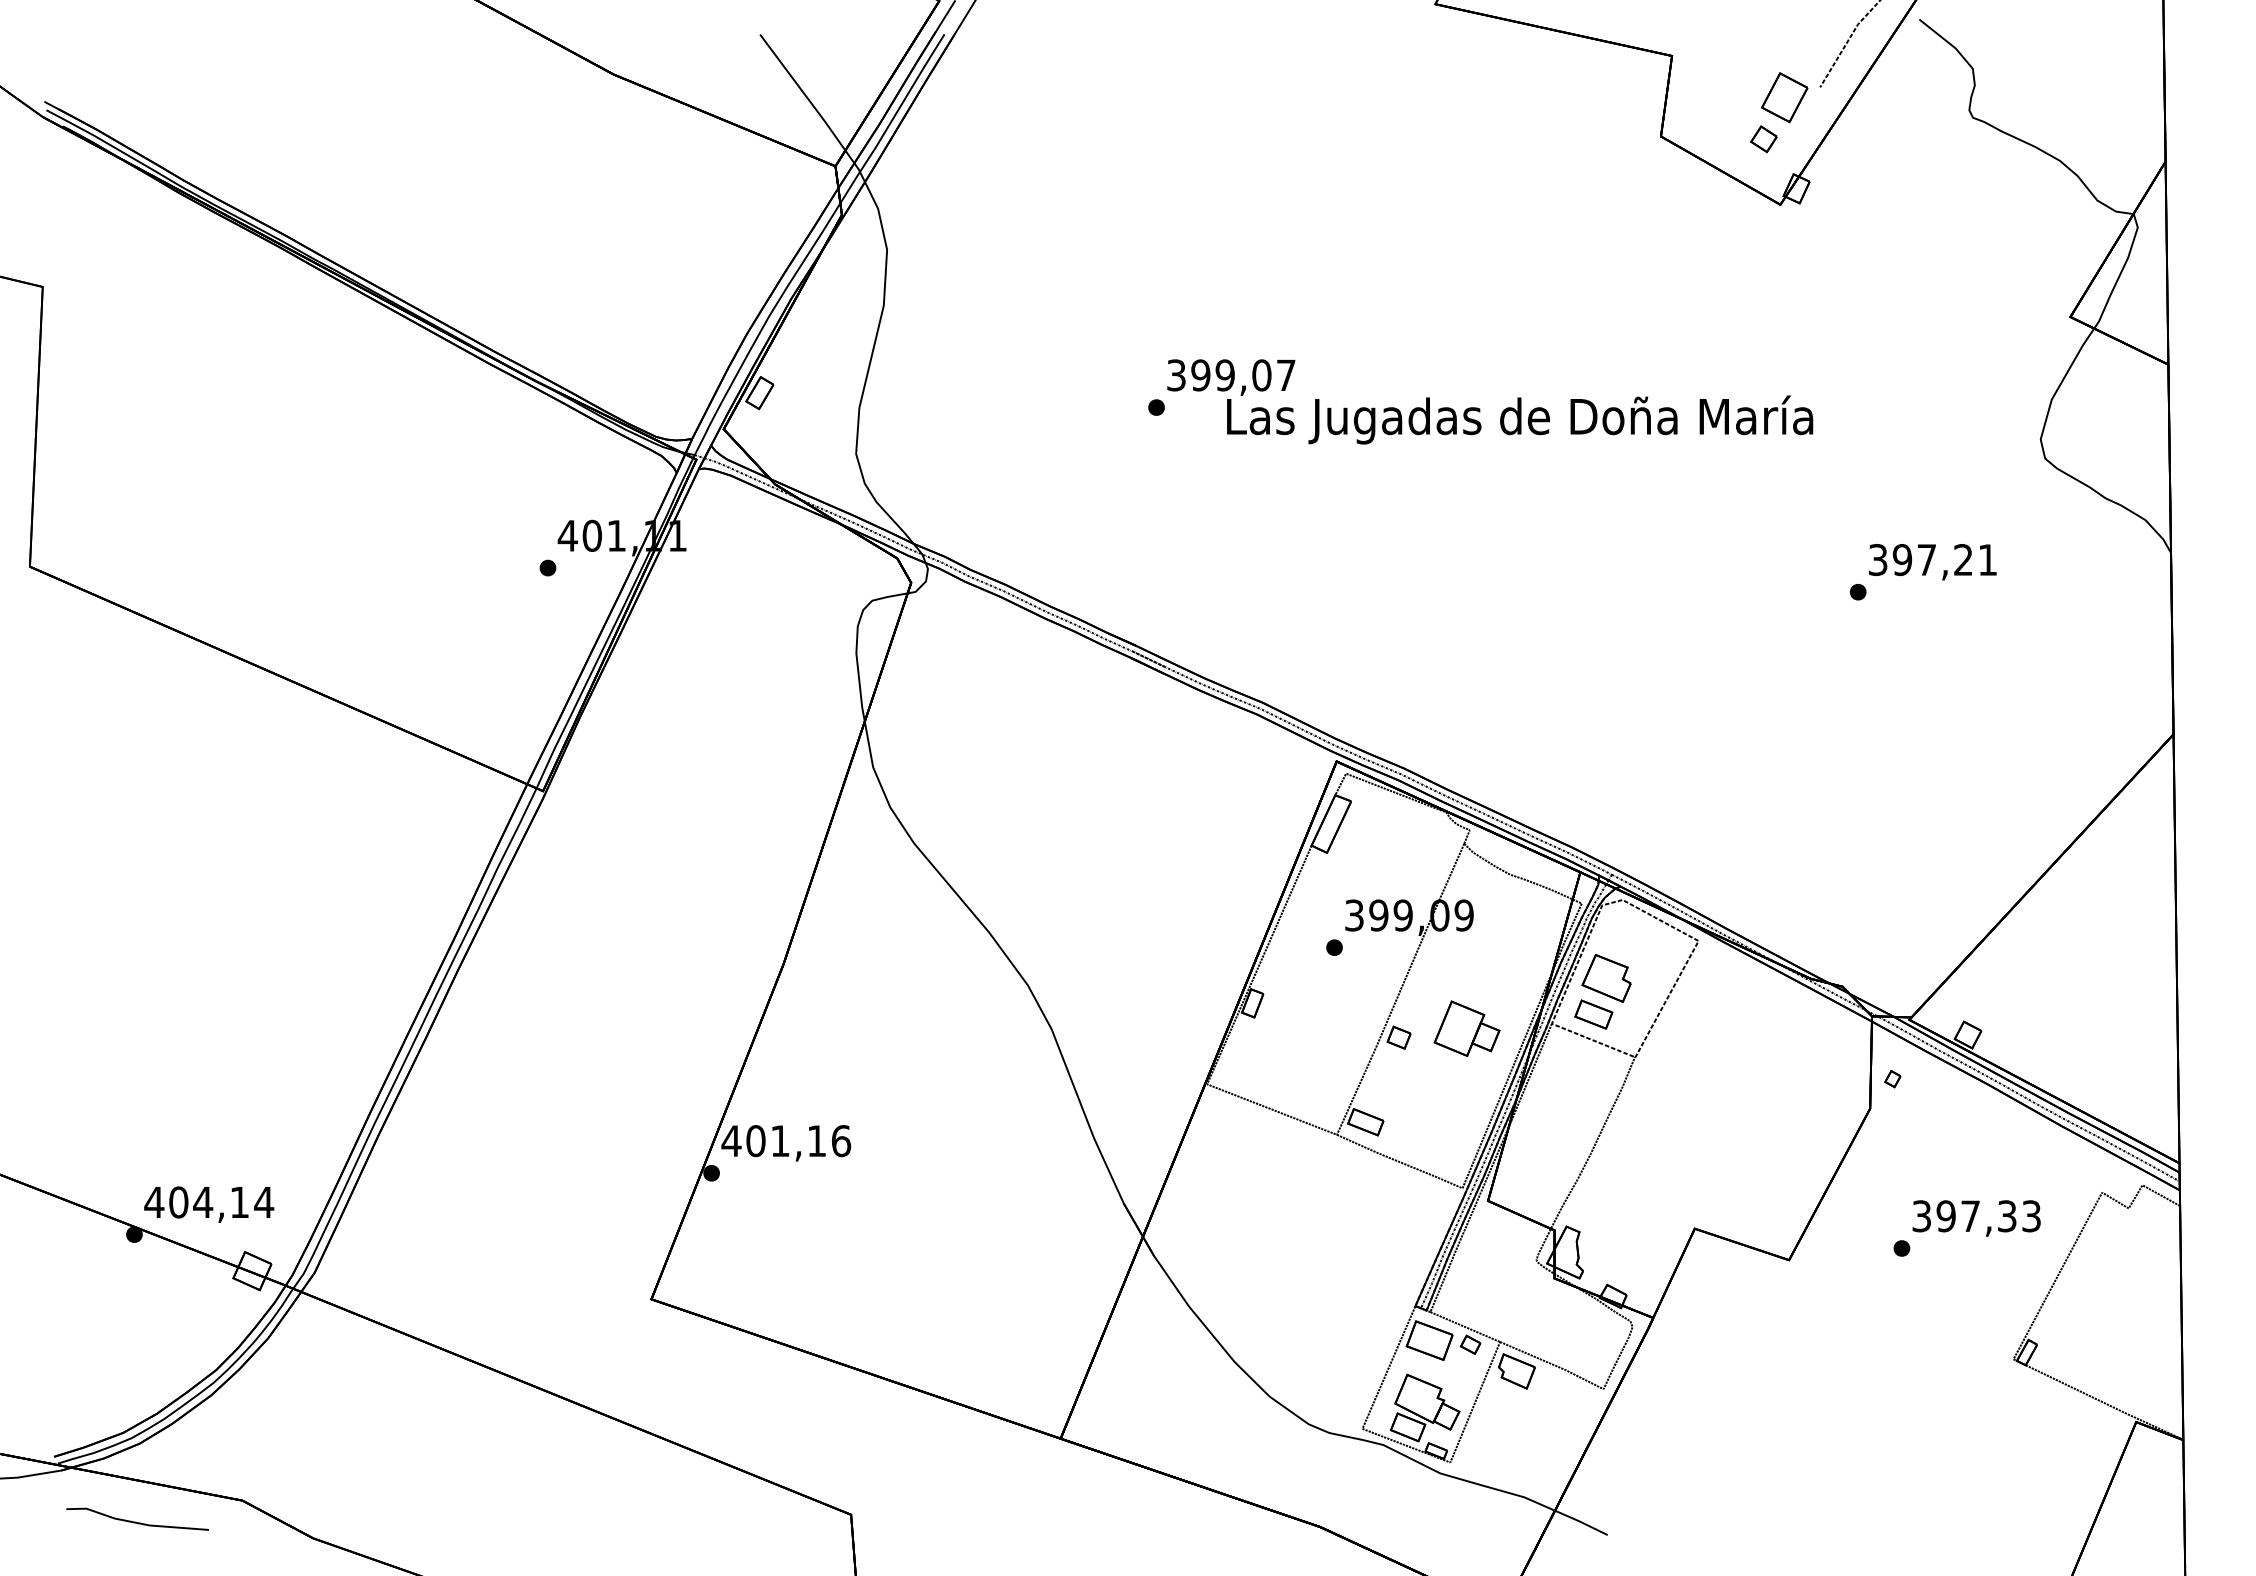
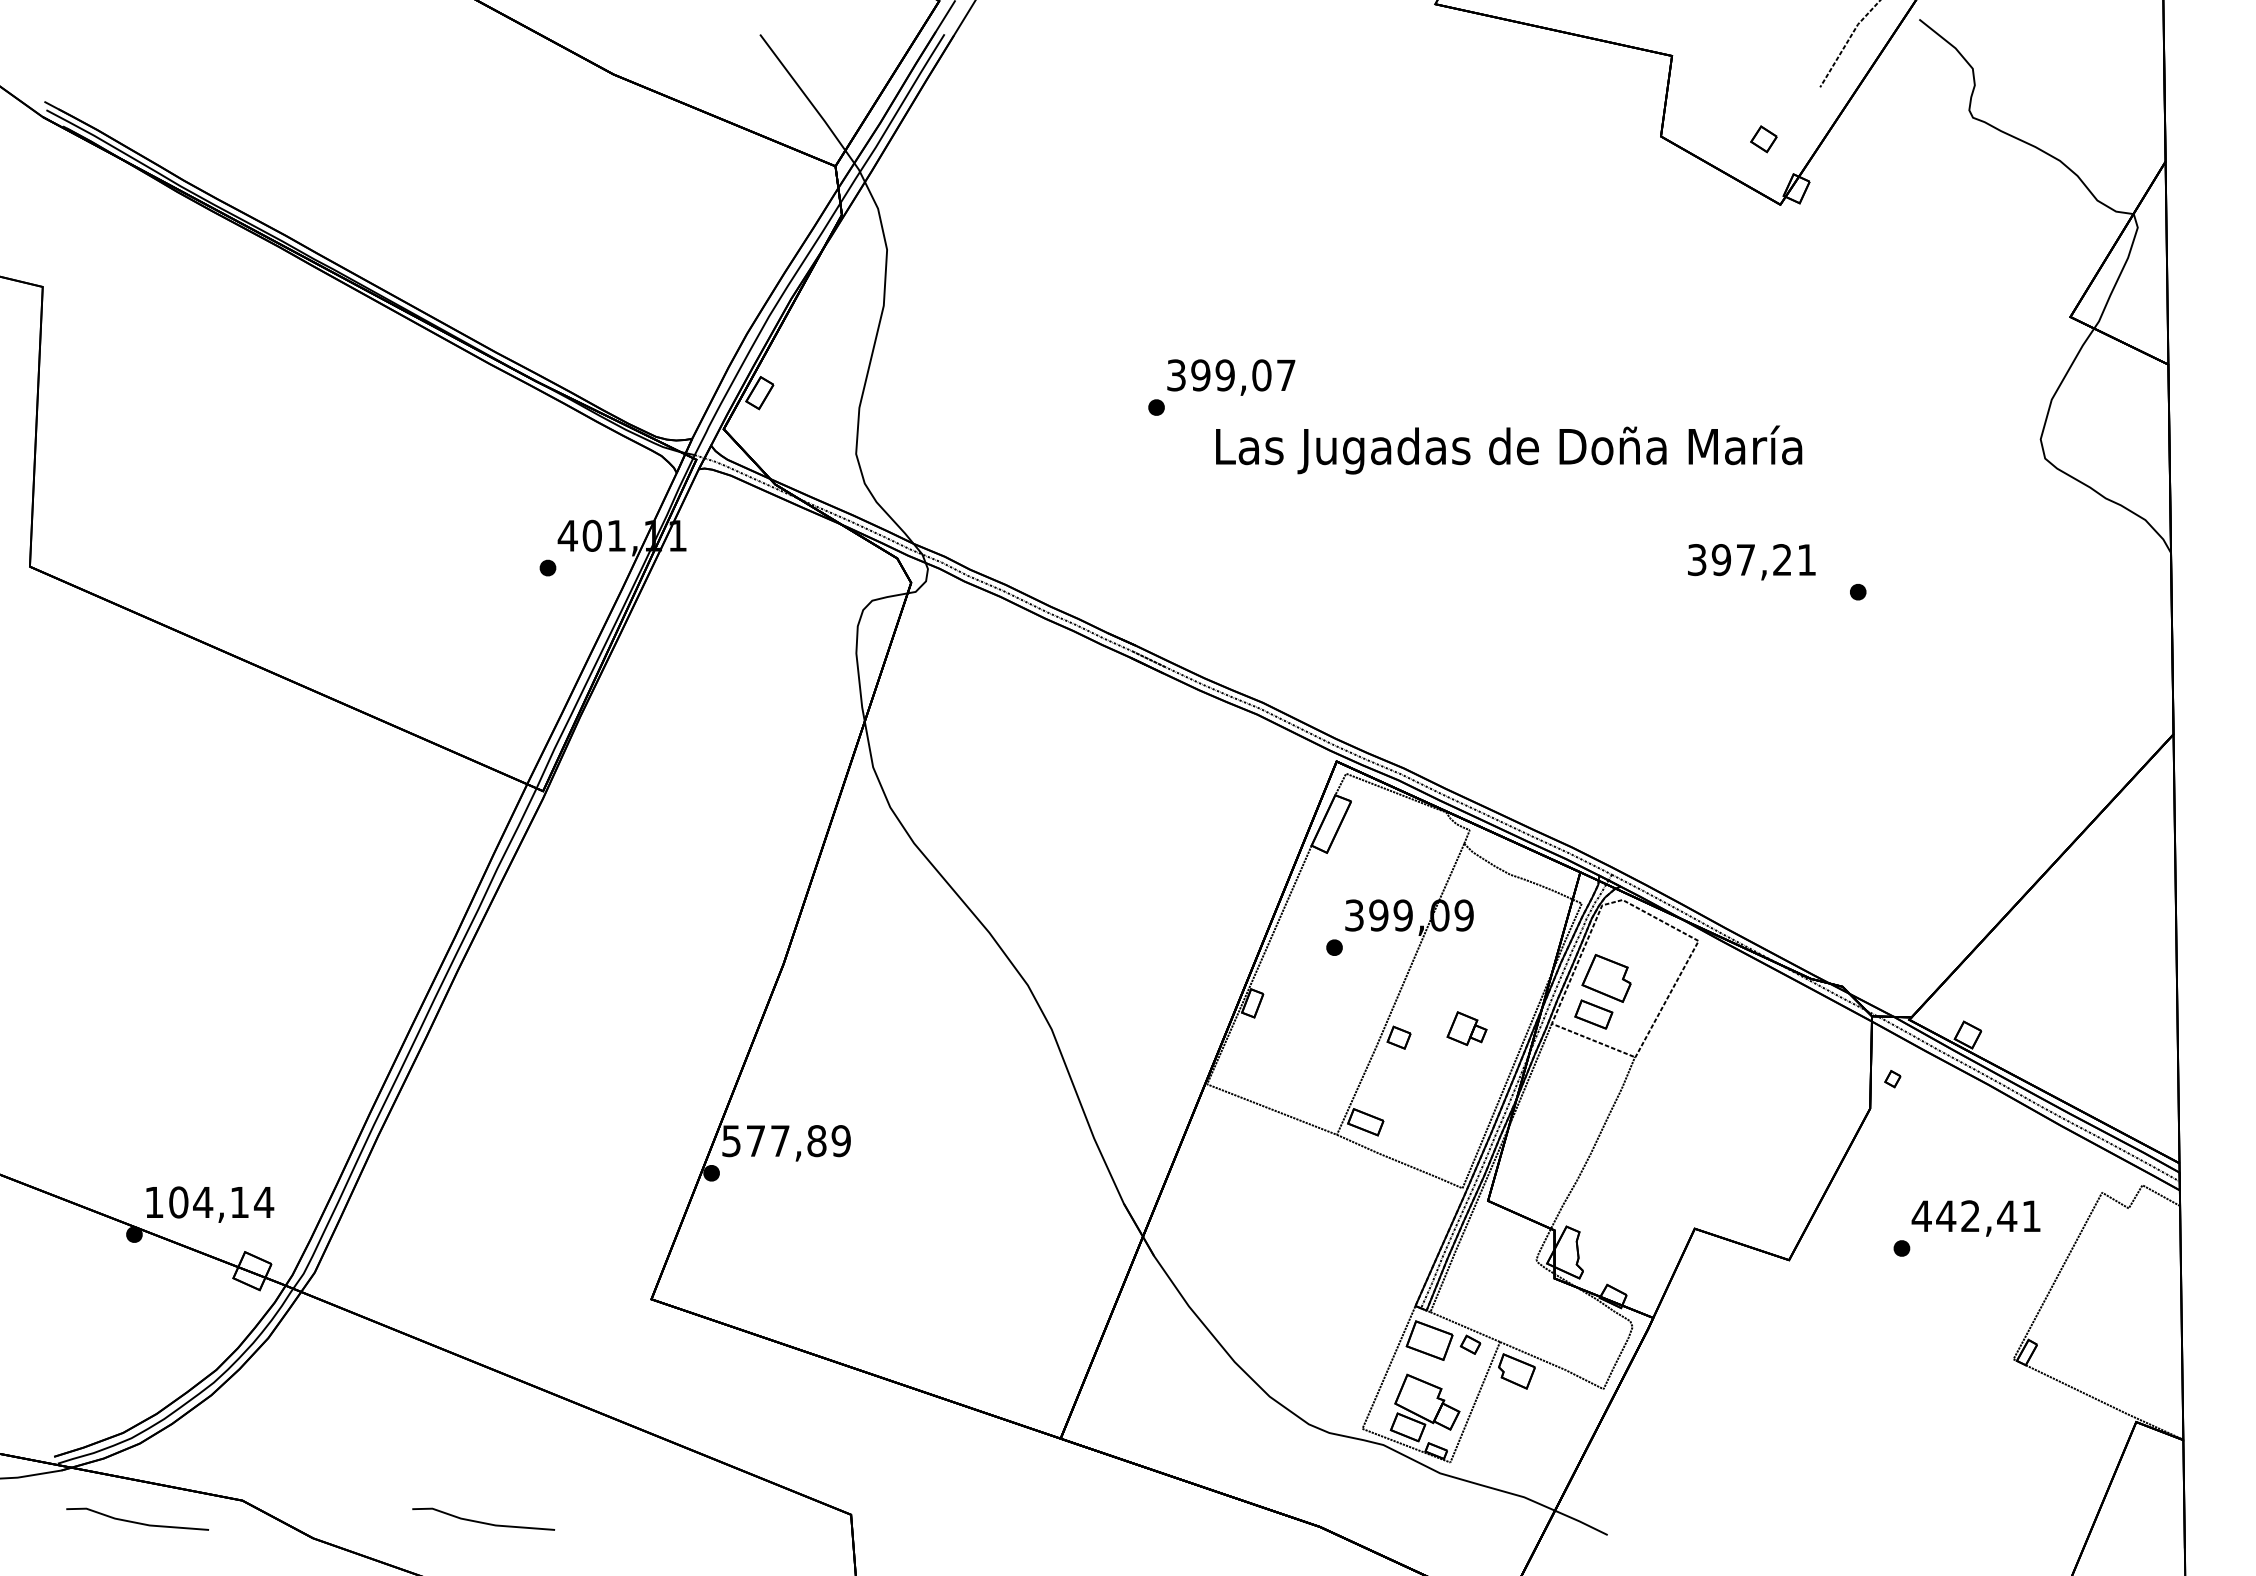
part: present -> none (1784, 97)
text position: (1520, 419) -> (1509, 449) (1509, 449)
text position: (1932, 562) -> (1751, 562) (1751, 562)
part size: 68x57 px -> 42x36 px (1466, 1028)
text: 401,16 -> 577,89 (786, 1141)
text: 404,14 -> 104,14 (154, 1202)
text: 397,33 -> 442,41 (1975, 1216)
line: none -> present (482, 1521)
